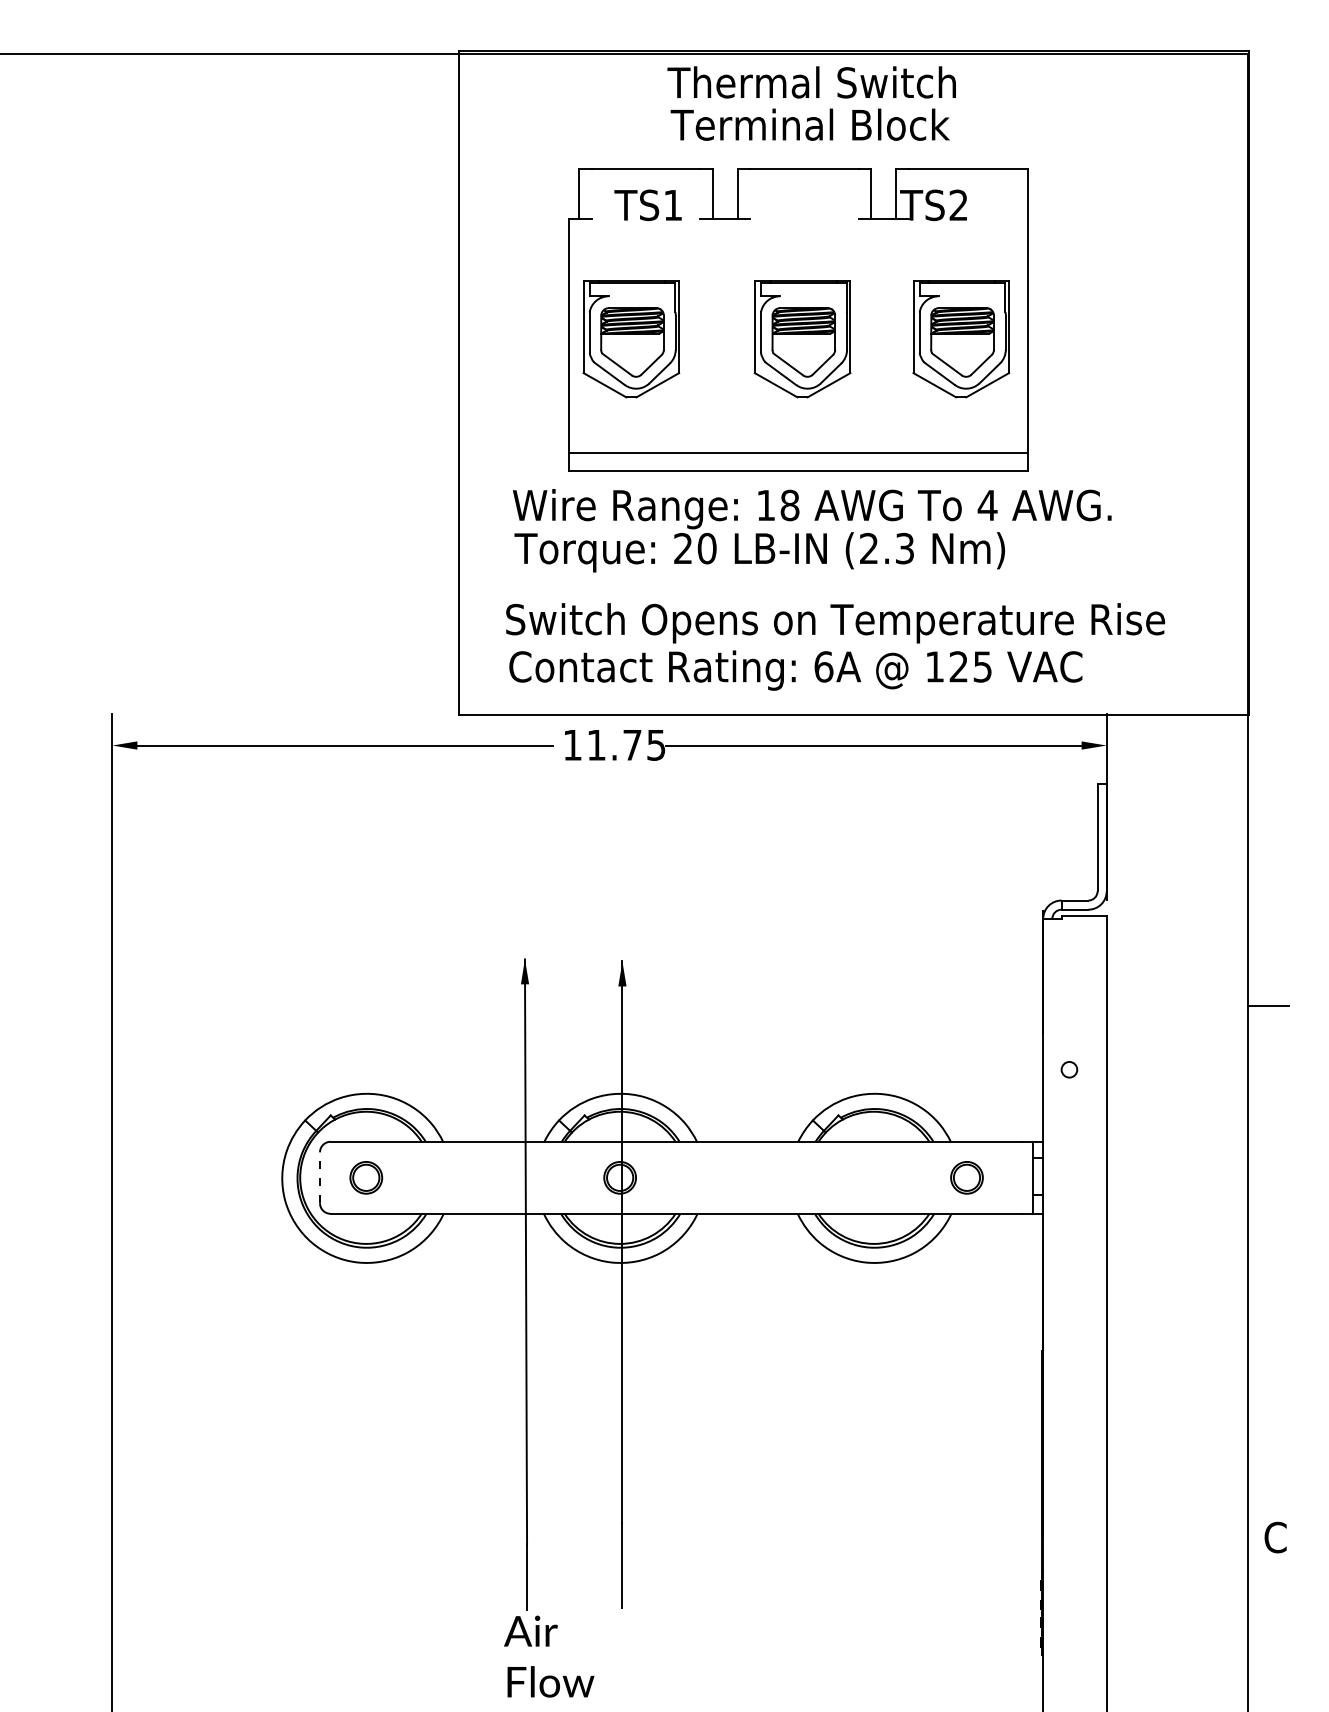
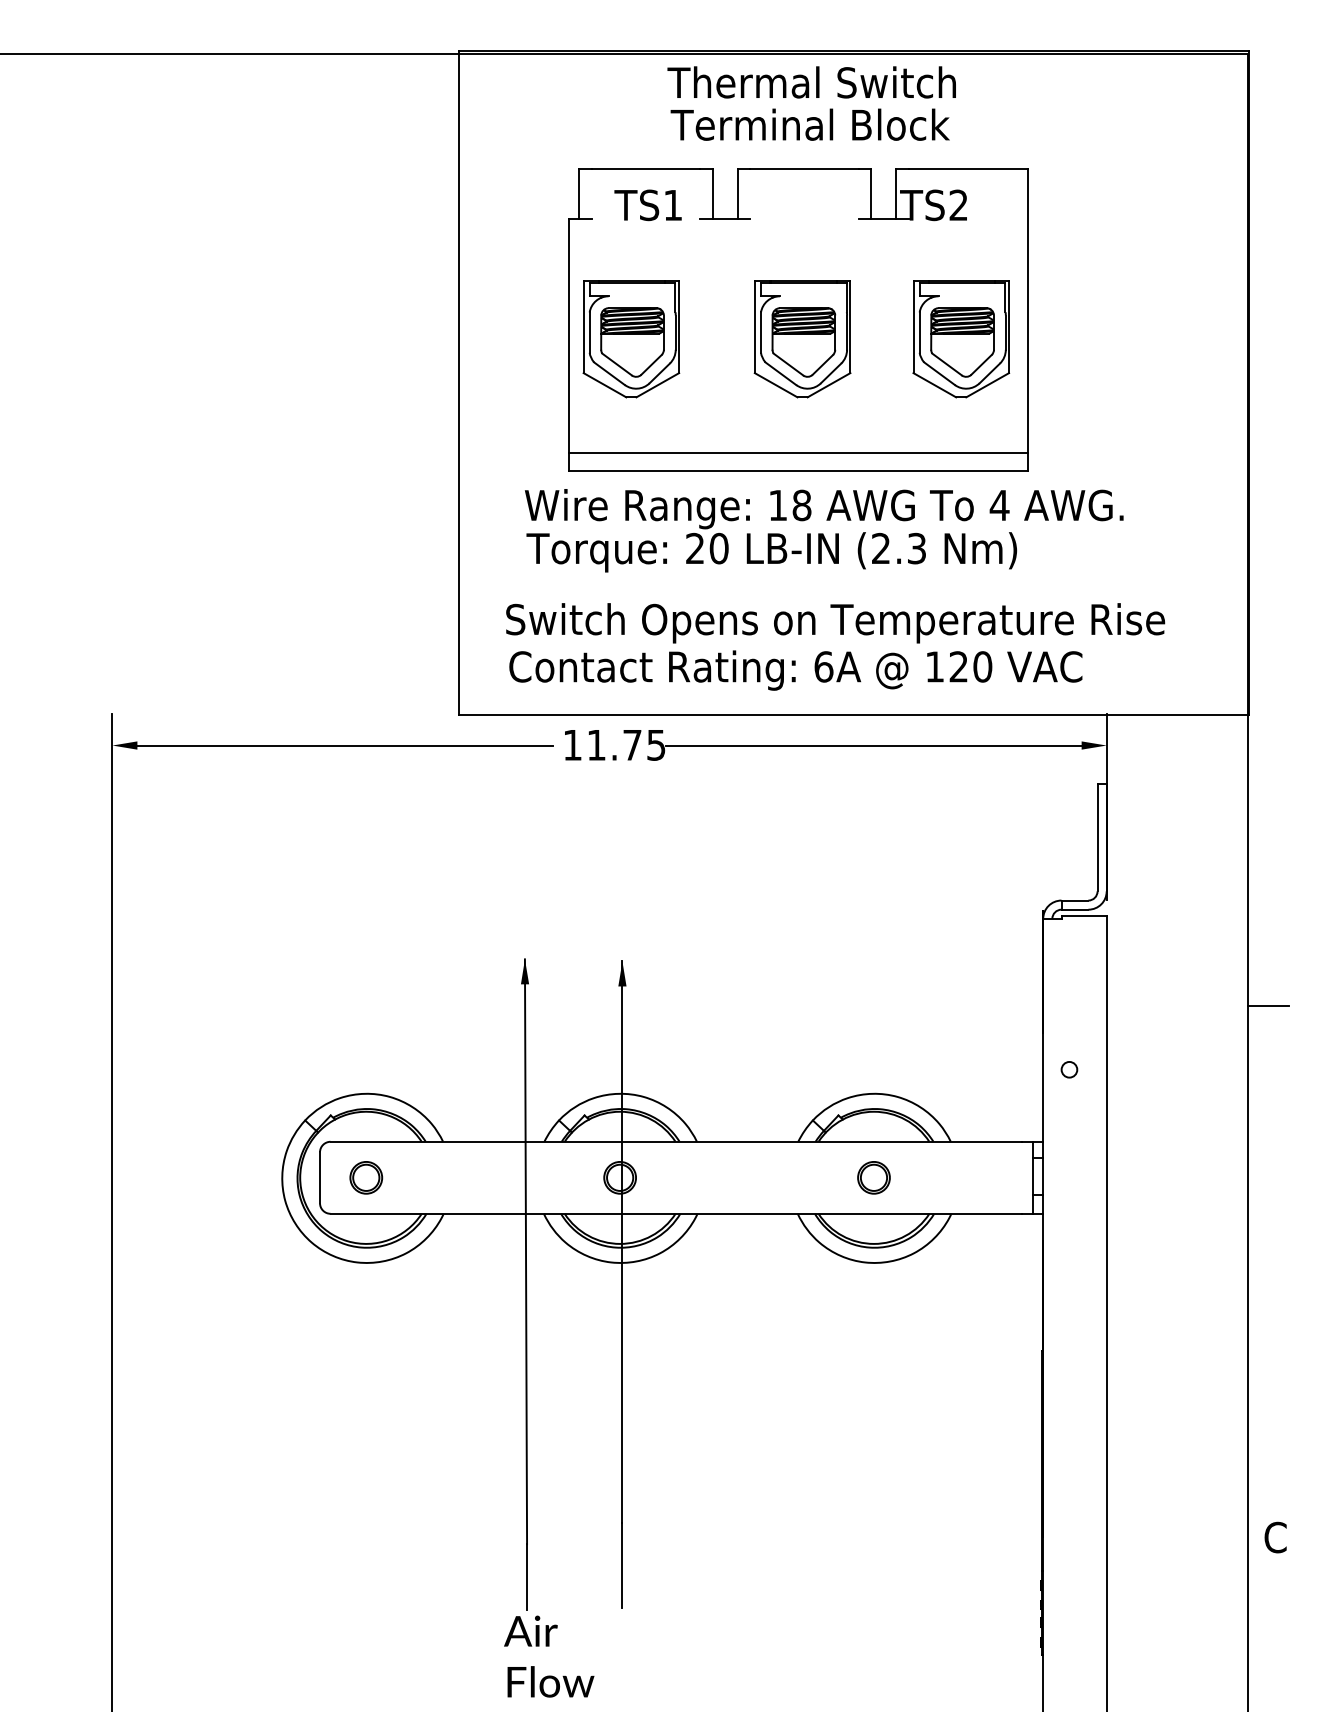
text position: (812, 530) -> (824, 530) (824, 530)
text: 125 -> 120 (982, 666)
line: dashed -> solid (320, 1177)
part position: (966, 1177) -> (873, 1177) (873, 1177)
